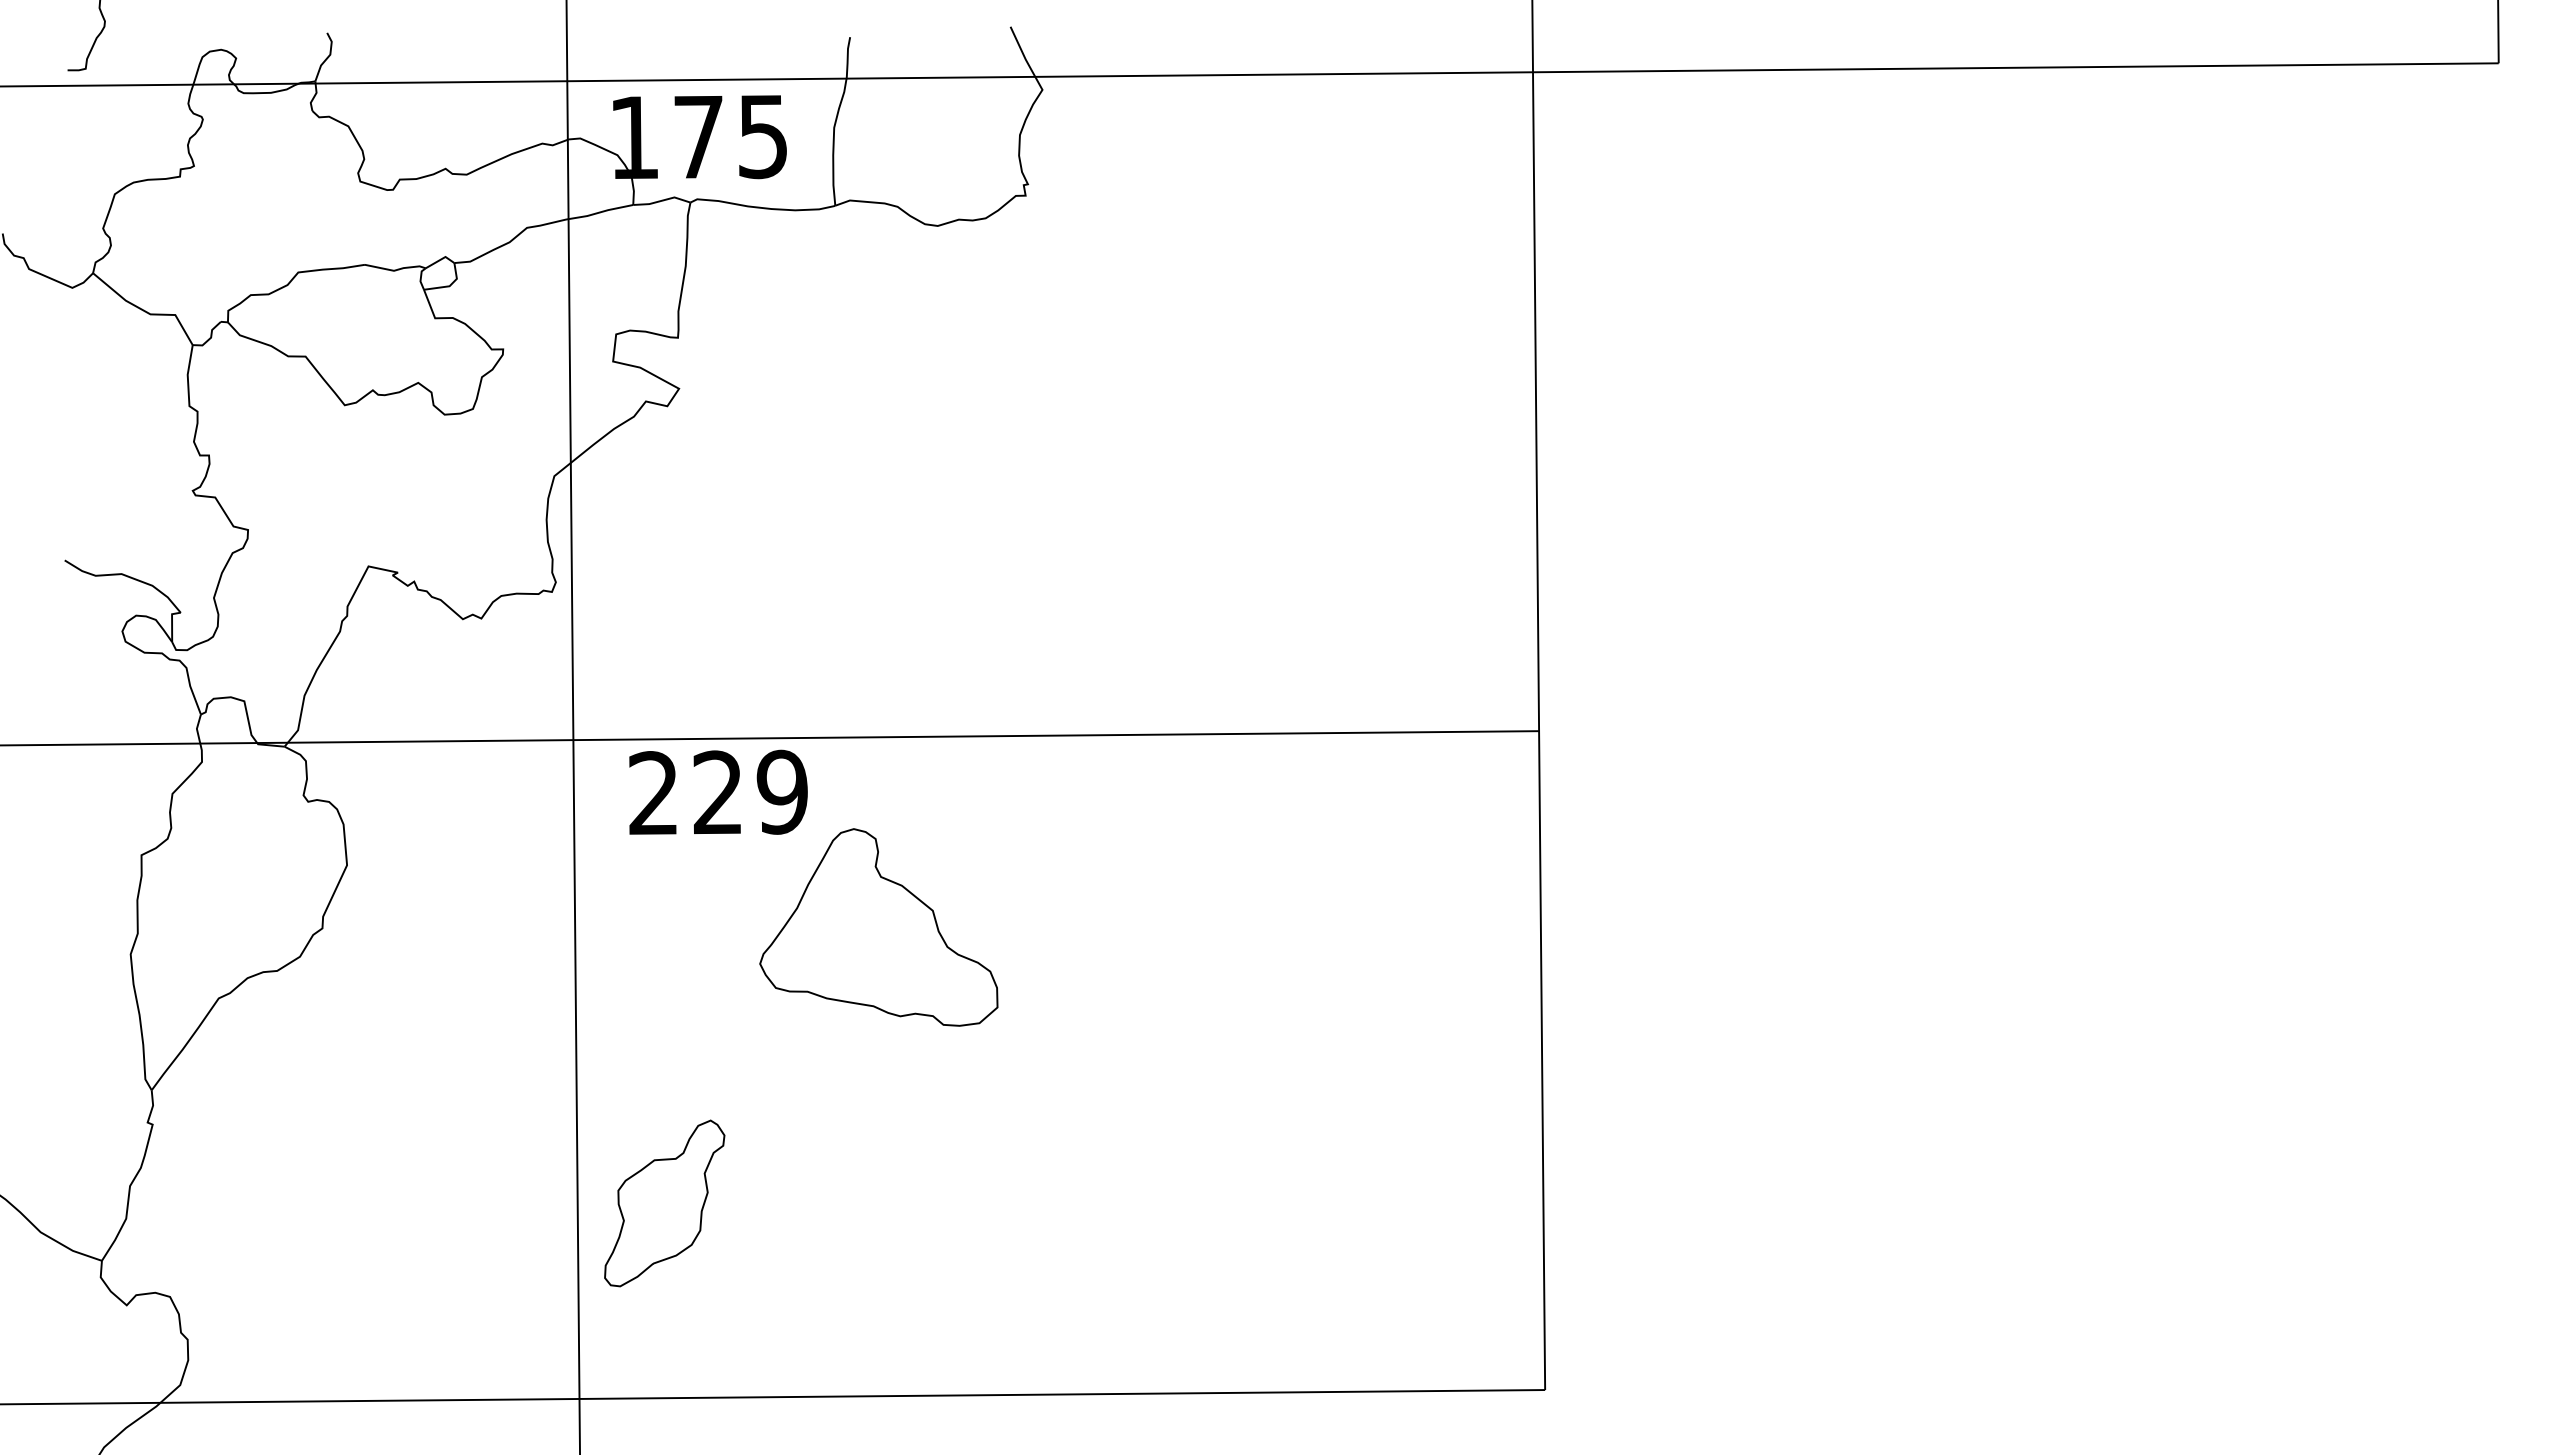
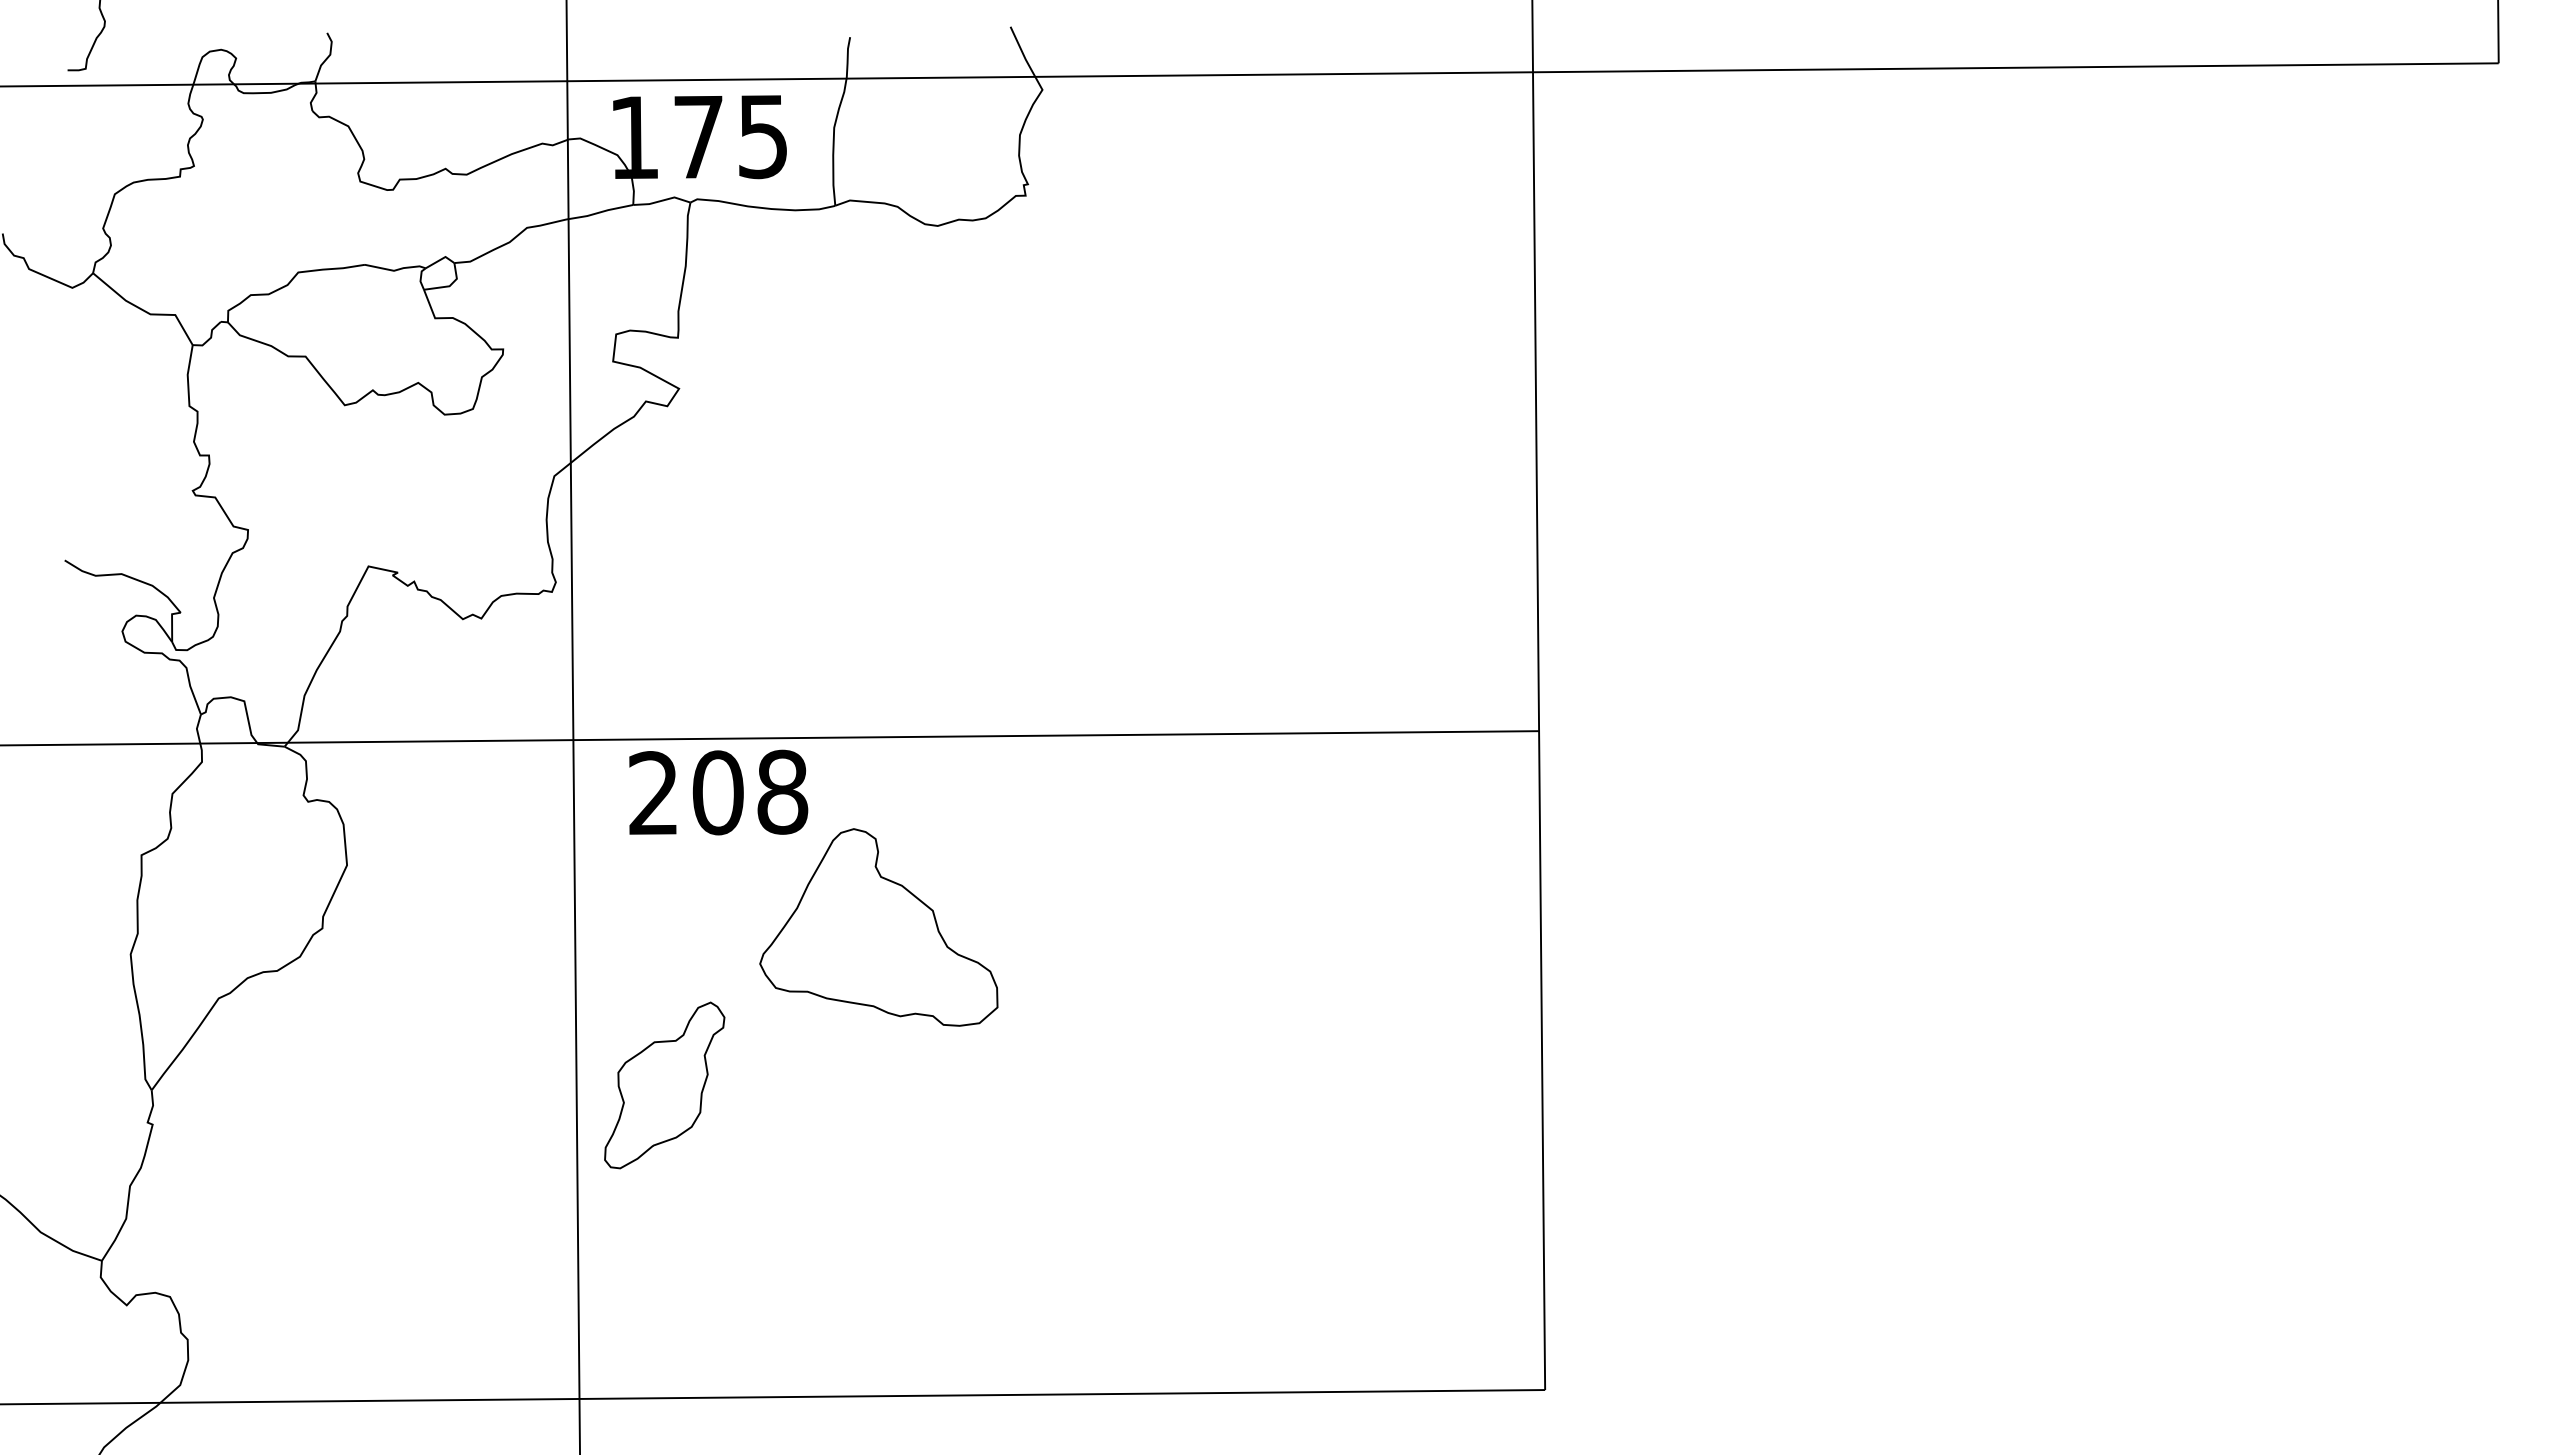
text: 229 -> 208 (750, 792)
part position: (664, 1203) -> (664, 1085) (664, 1085)
